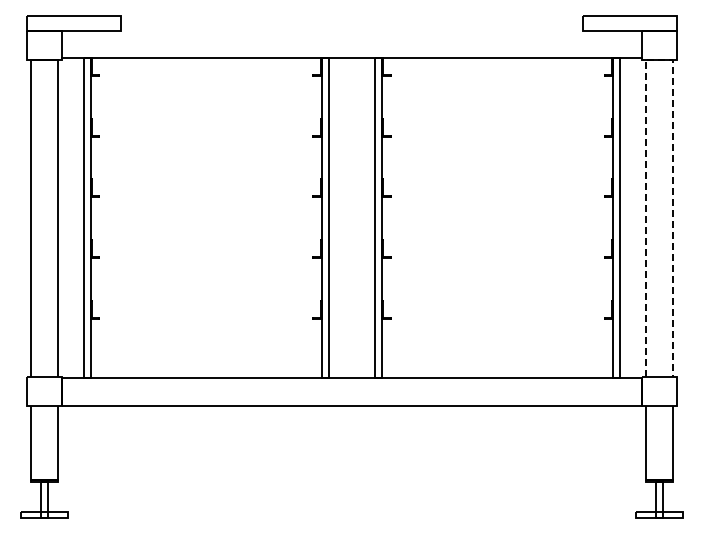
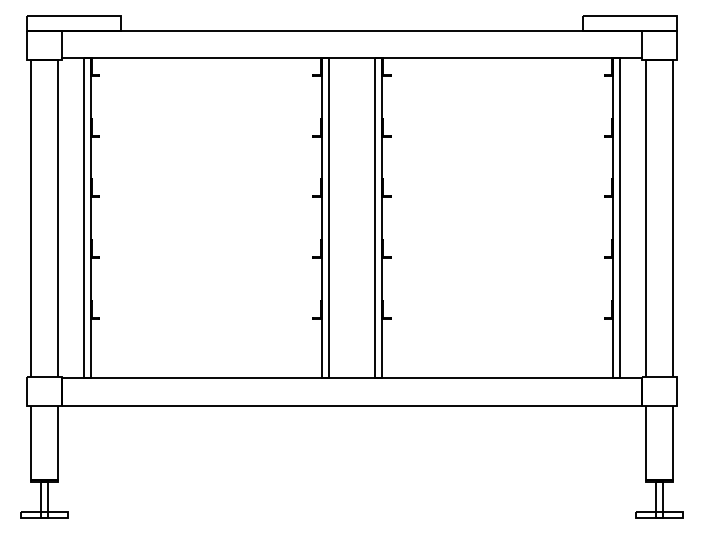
line: none -> present (351, 30)
line: dashed -> solid (659, 59)
